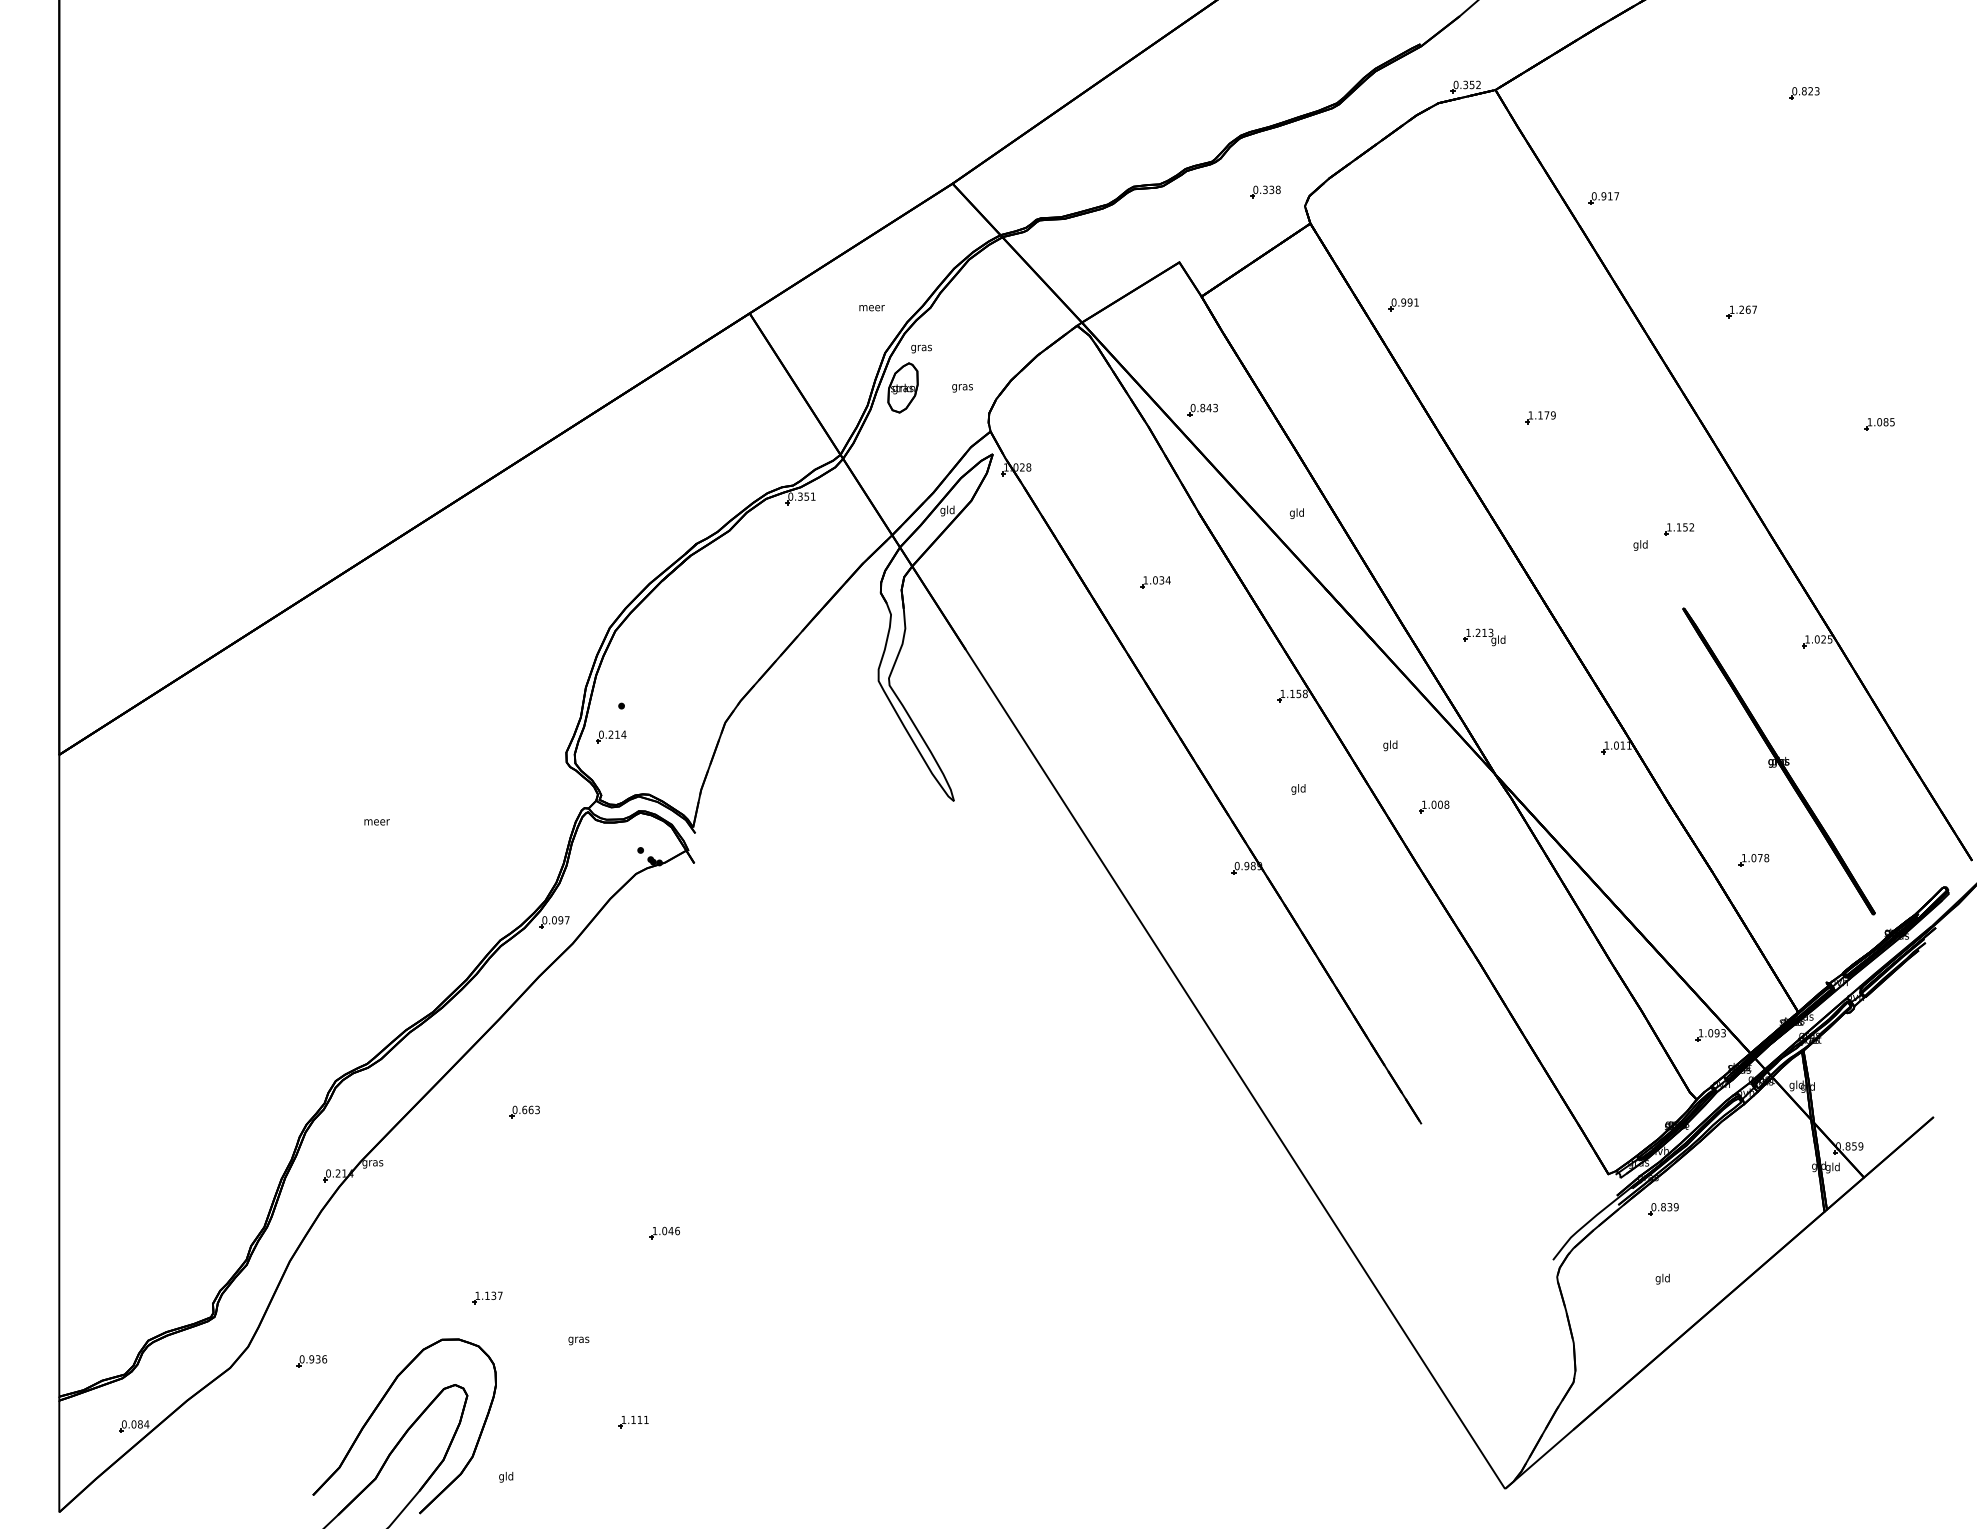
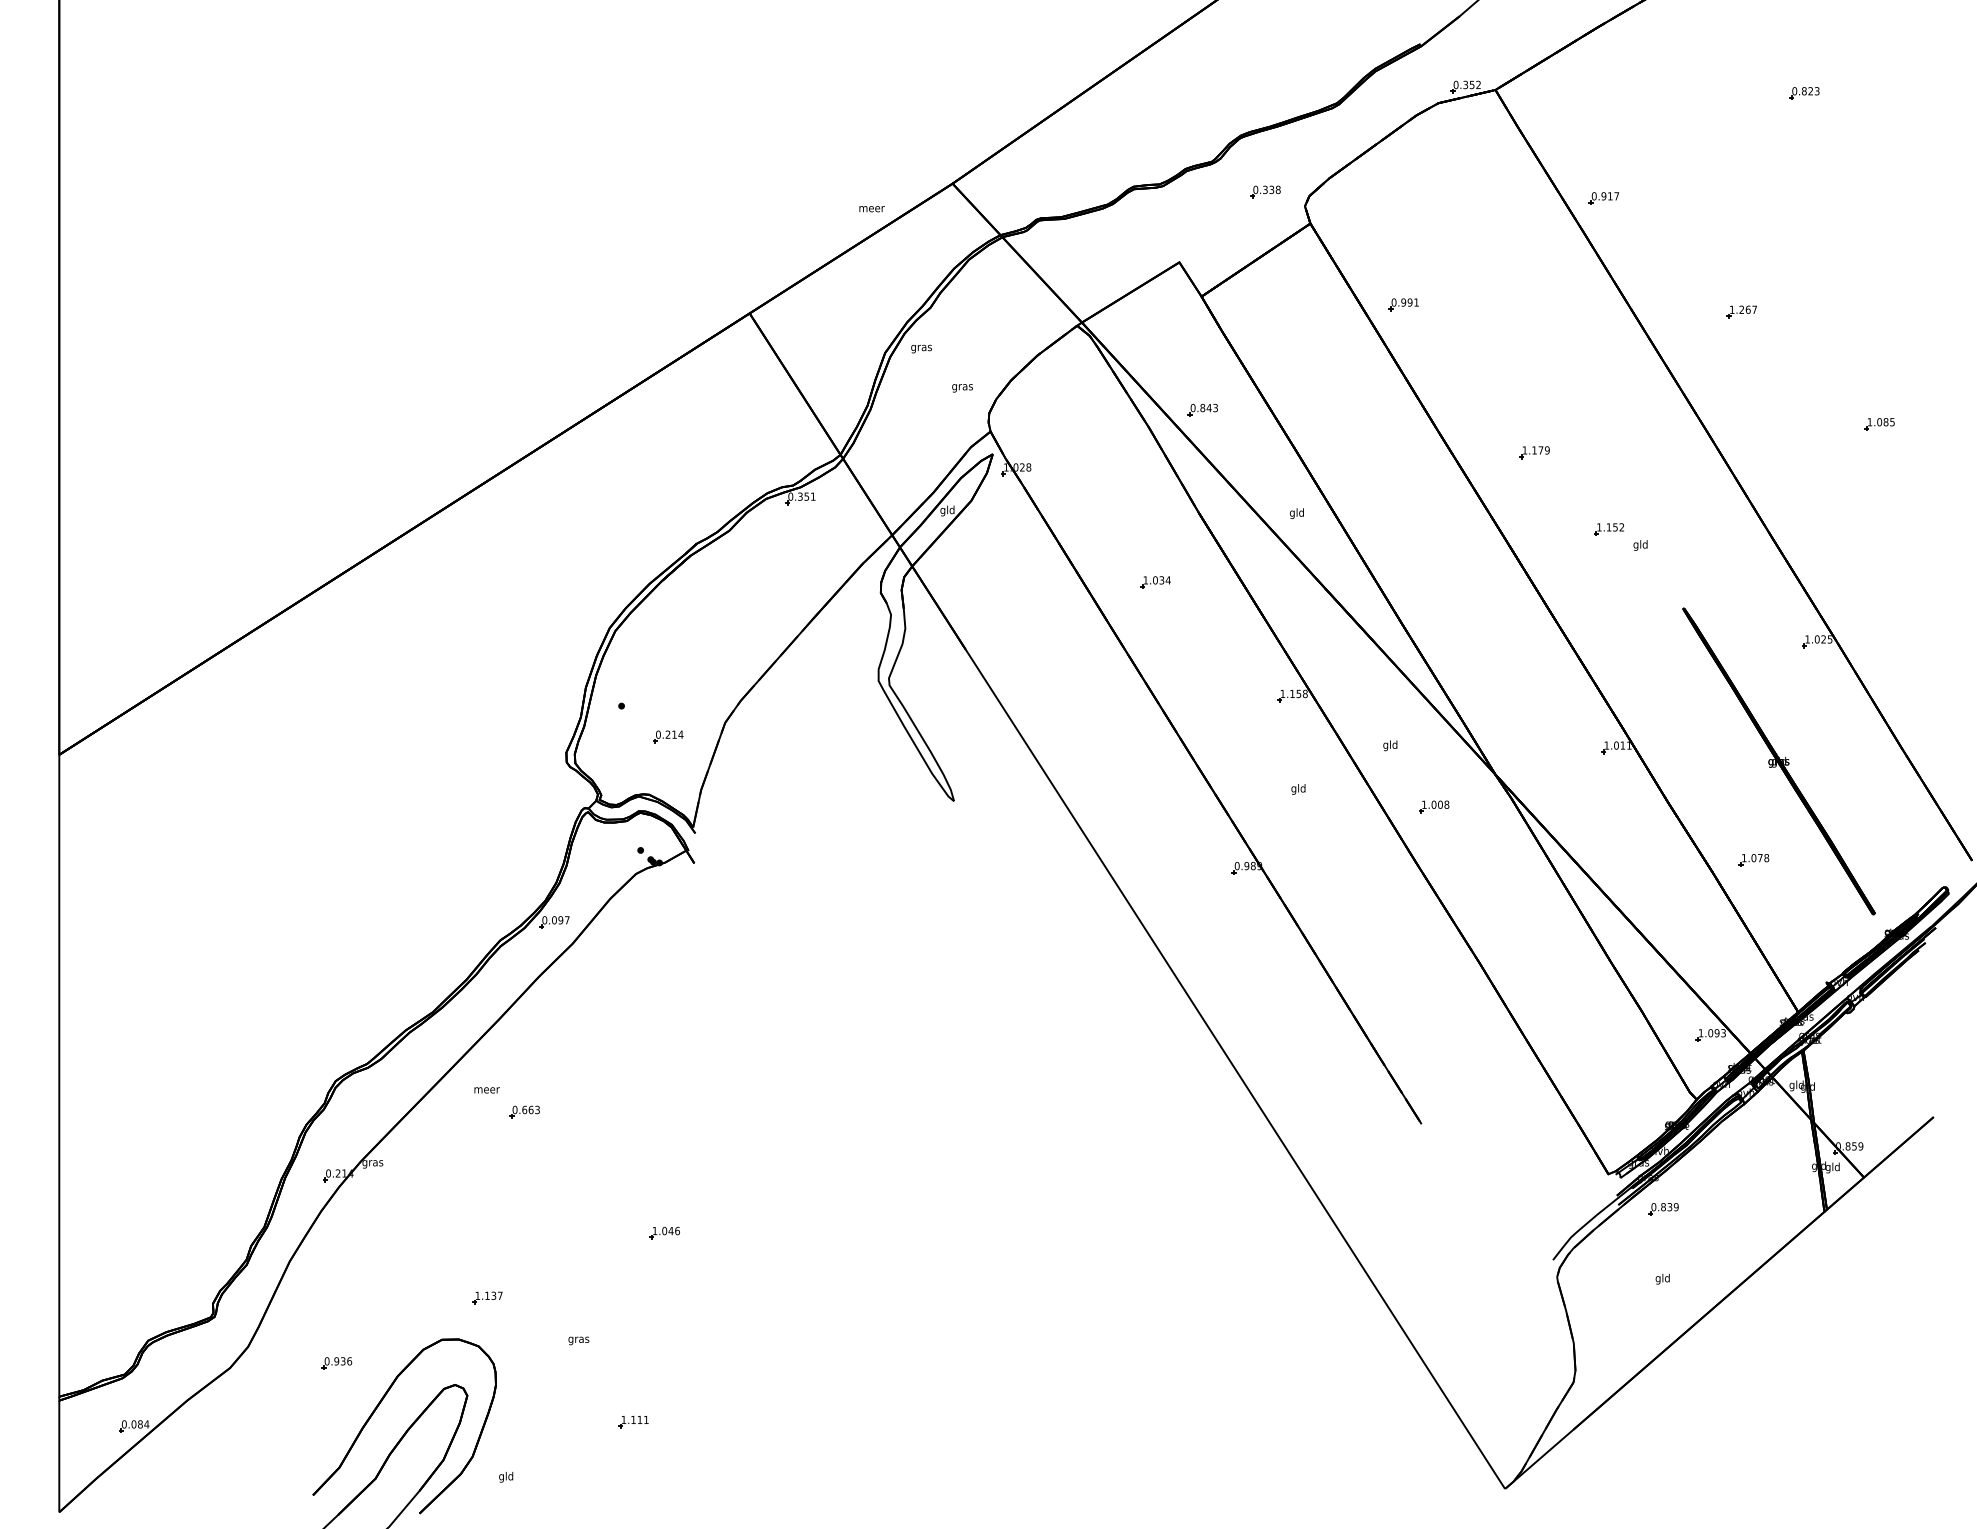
text position: (871, 308) -> (871, 209) (871, 209)
part: present -> none (902, 387)
part position: (1540, 417) -> (1534, 452) (1534, 452)
part position: (1678, 529) -> (1608, 529) (1608, 529)
part: present -> none (1484, 637)
part position: (611, 736) -> (668, 736) (668, 736)
text position: (376, 822) -> (486, 1090) (486, 1090)
part position: (311, 1361) -> (336, 1363) (336, 1363)
